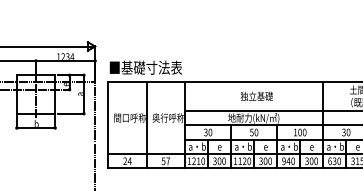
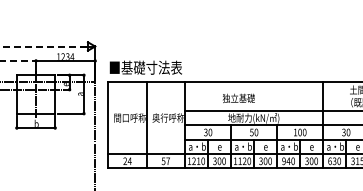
line: solid -> dashed (43, 46)
line: solid -> dashed (18, 60)
text position: (256, 95) -> (238, 97) (238, 97)
